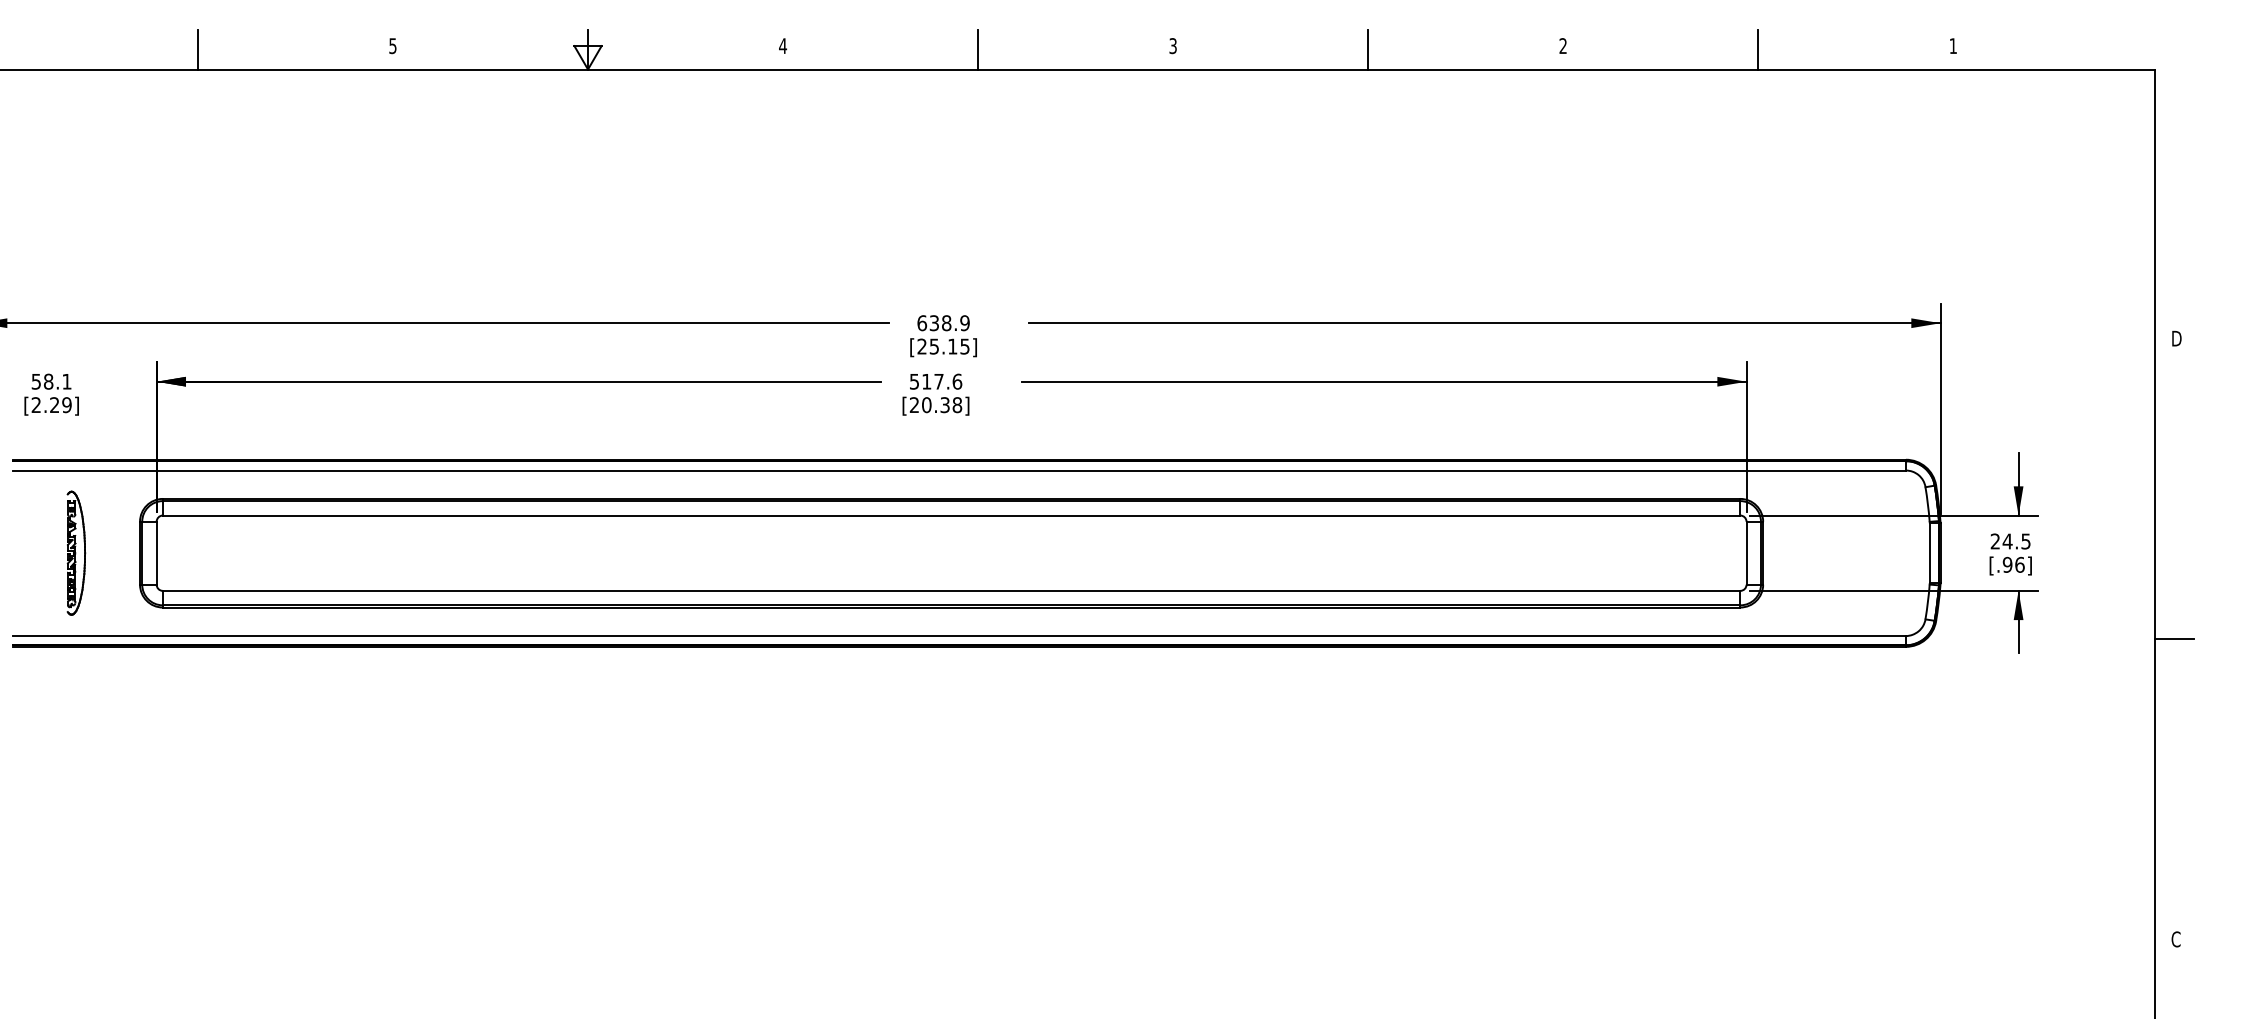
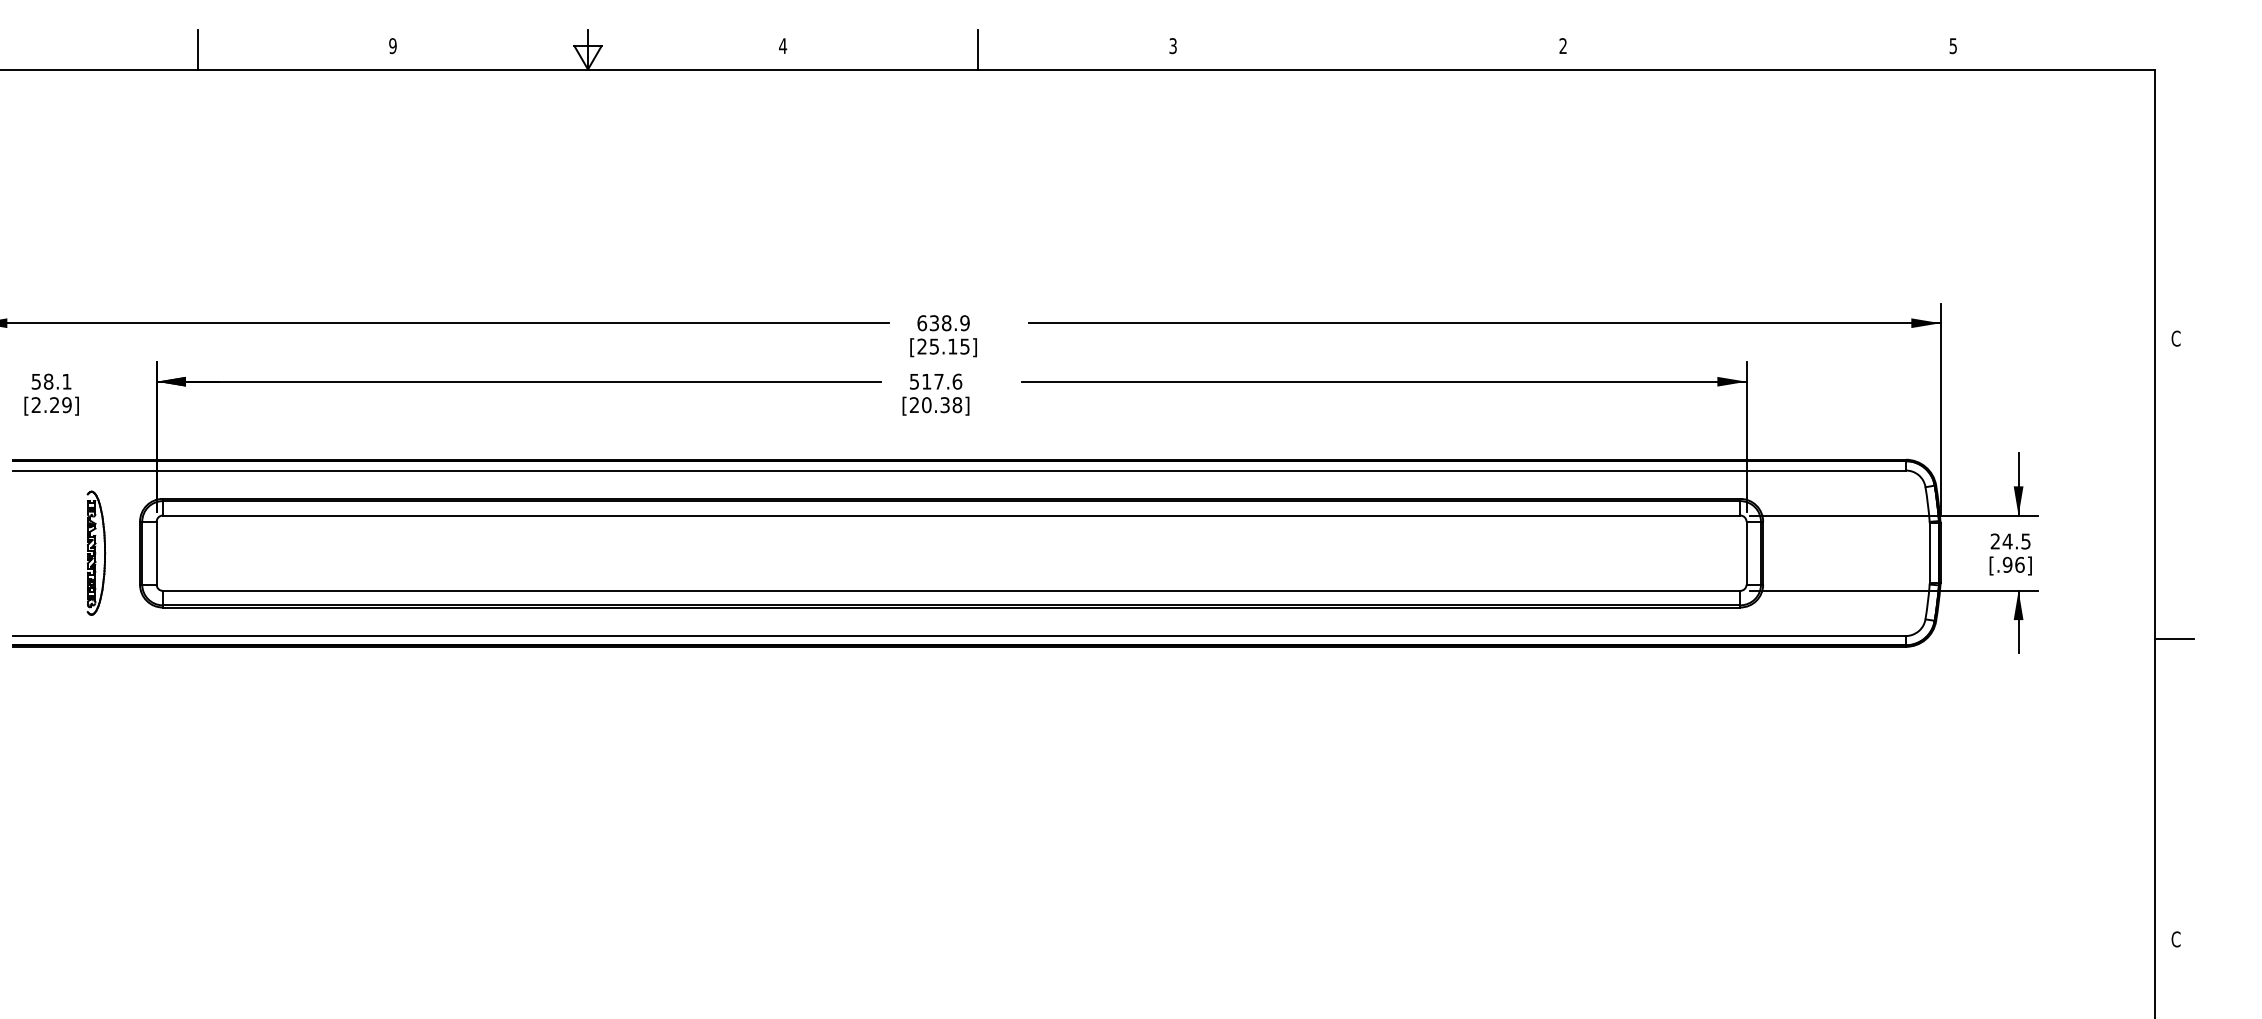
text: 5 -> 9 (392, 45)
text: 1 -> 5 (1952, 46)
line: present -> none (1368, 49)
line: present -> none (1758, 49)
text: D -> C (2176, 338)
part position: (76, 552) -> (96, 552) (96, 552)
